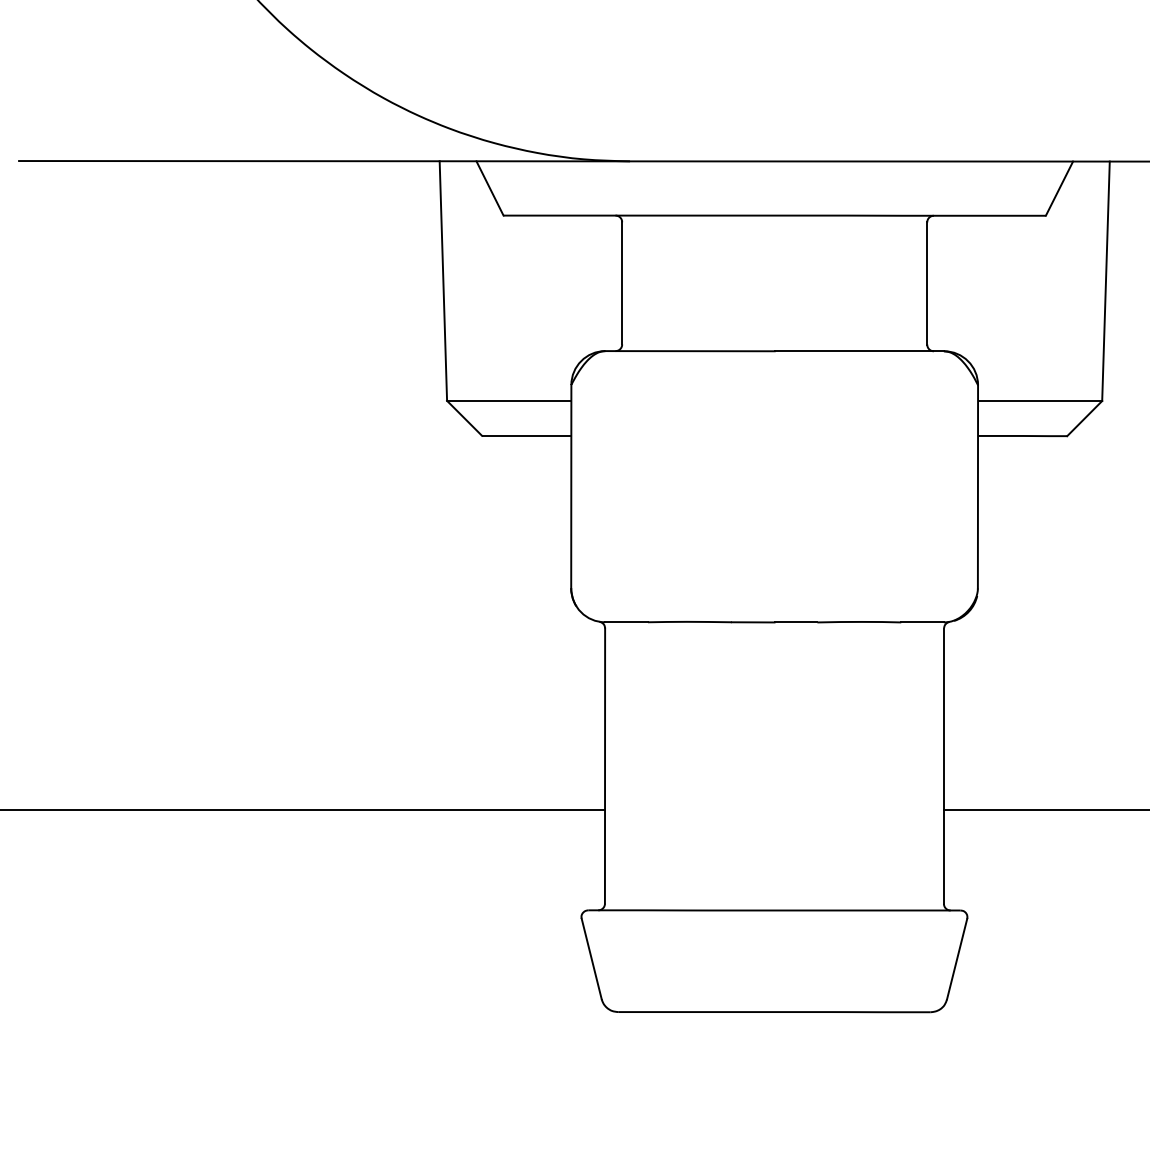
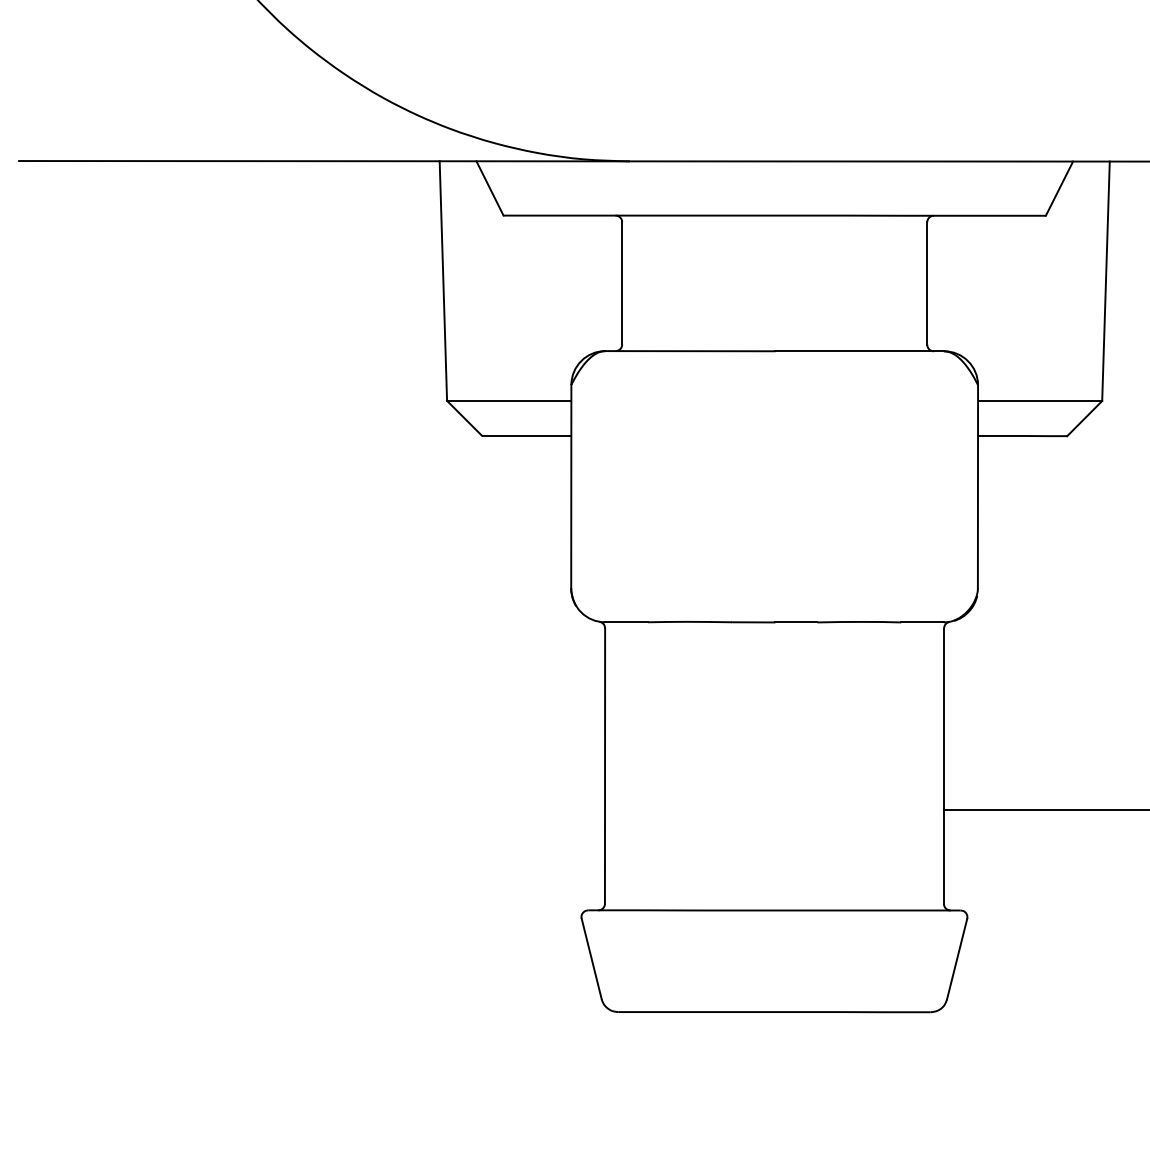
line: present -> none (303, 810)
